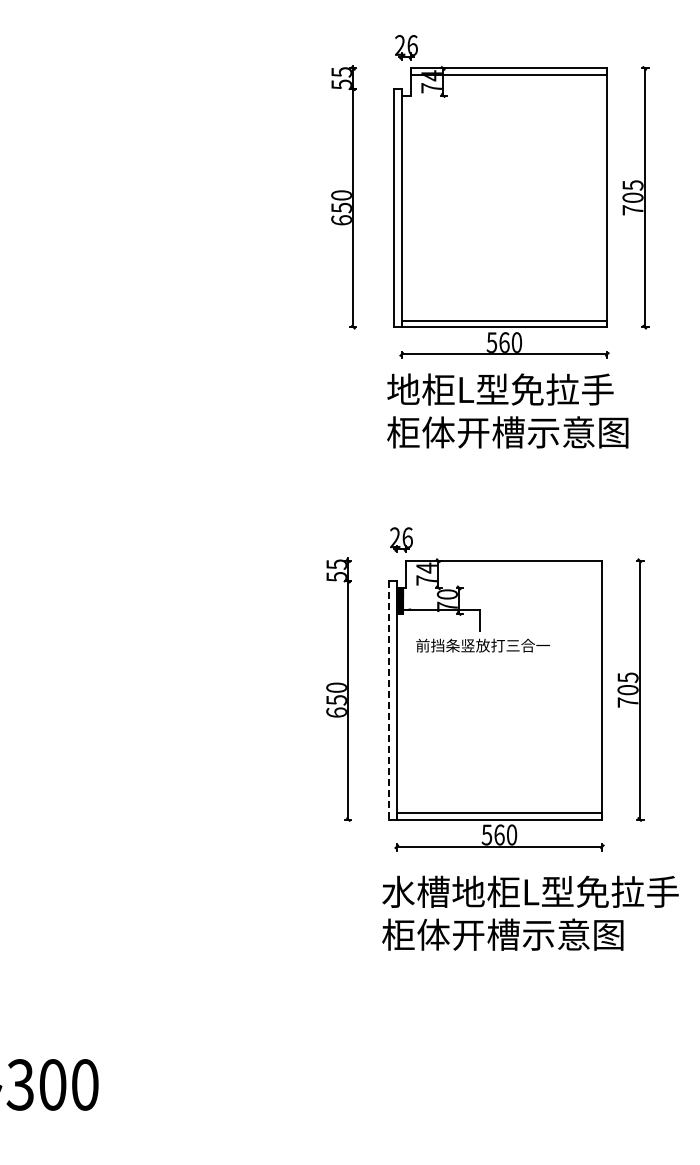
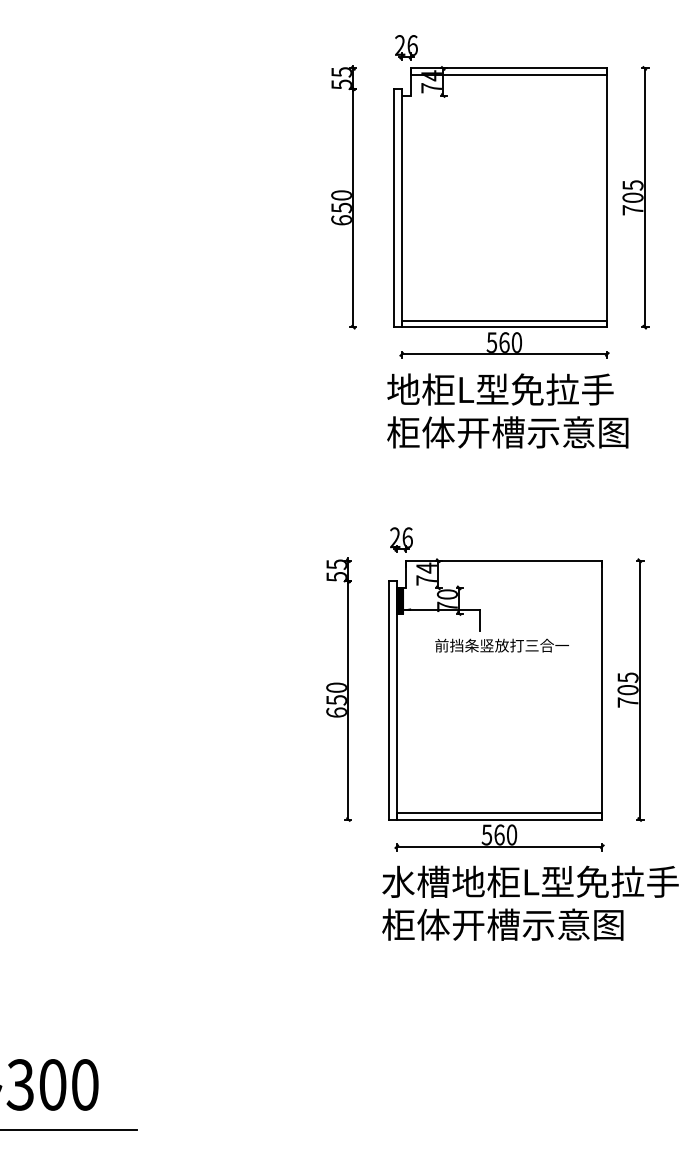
text position: (482, 645) -> (501, 645) (501, 645)
line: dashed -> solid (389, 700)
text position: (530, 912) -> (530, 902) (530, 902)
line: none -> present (69, 1130)
